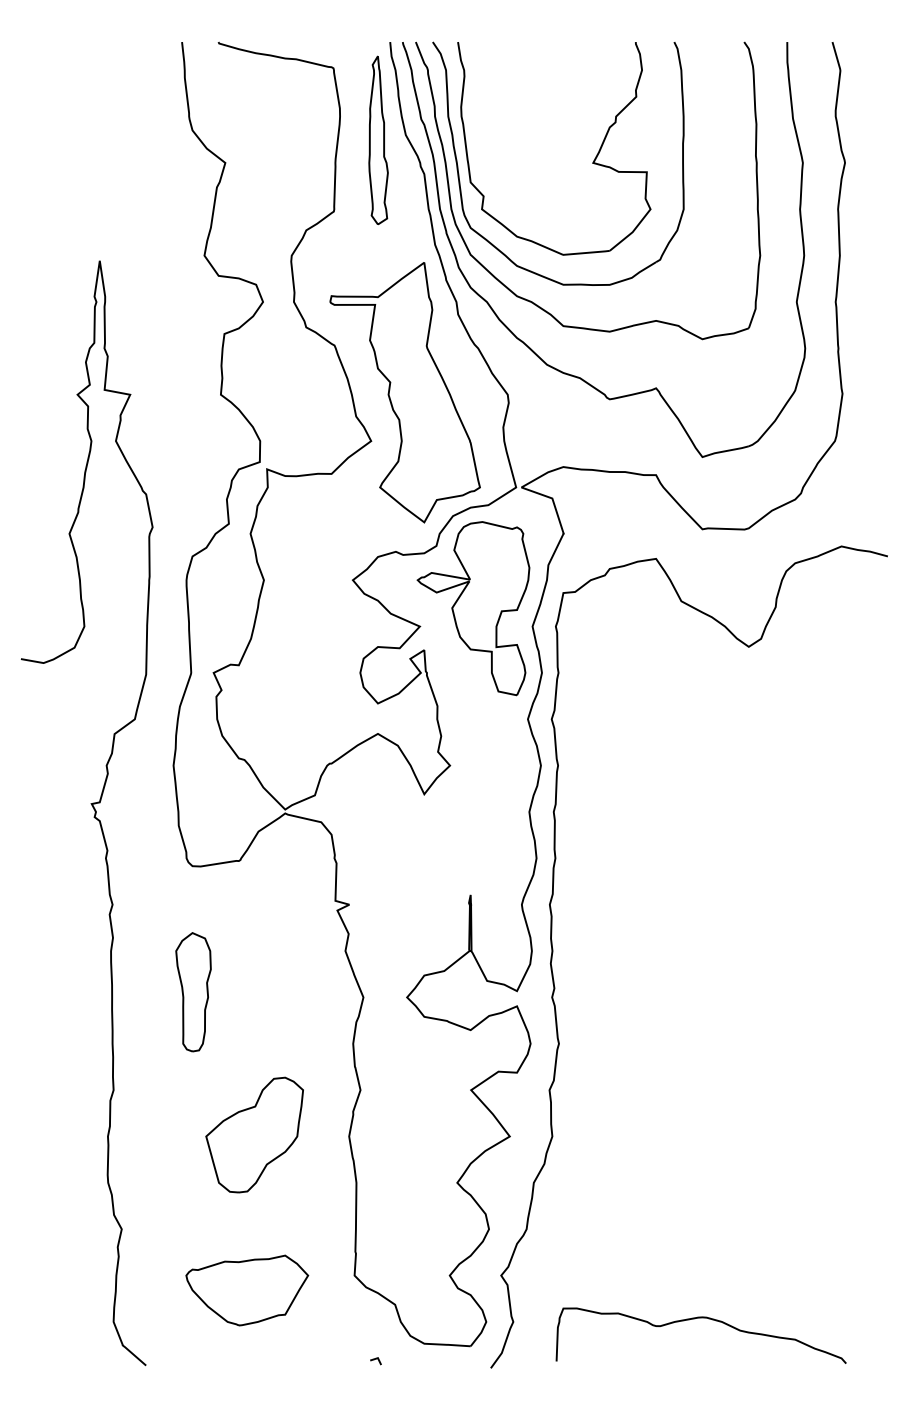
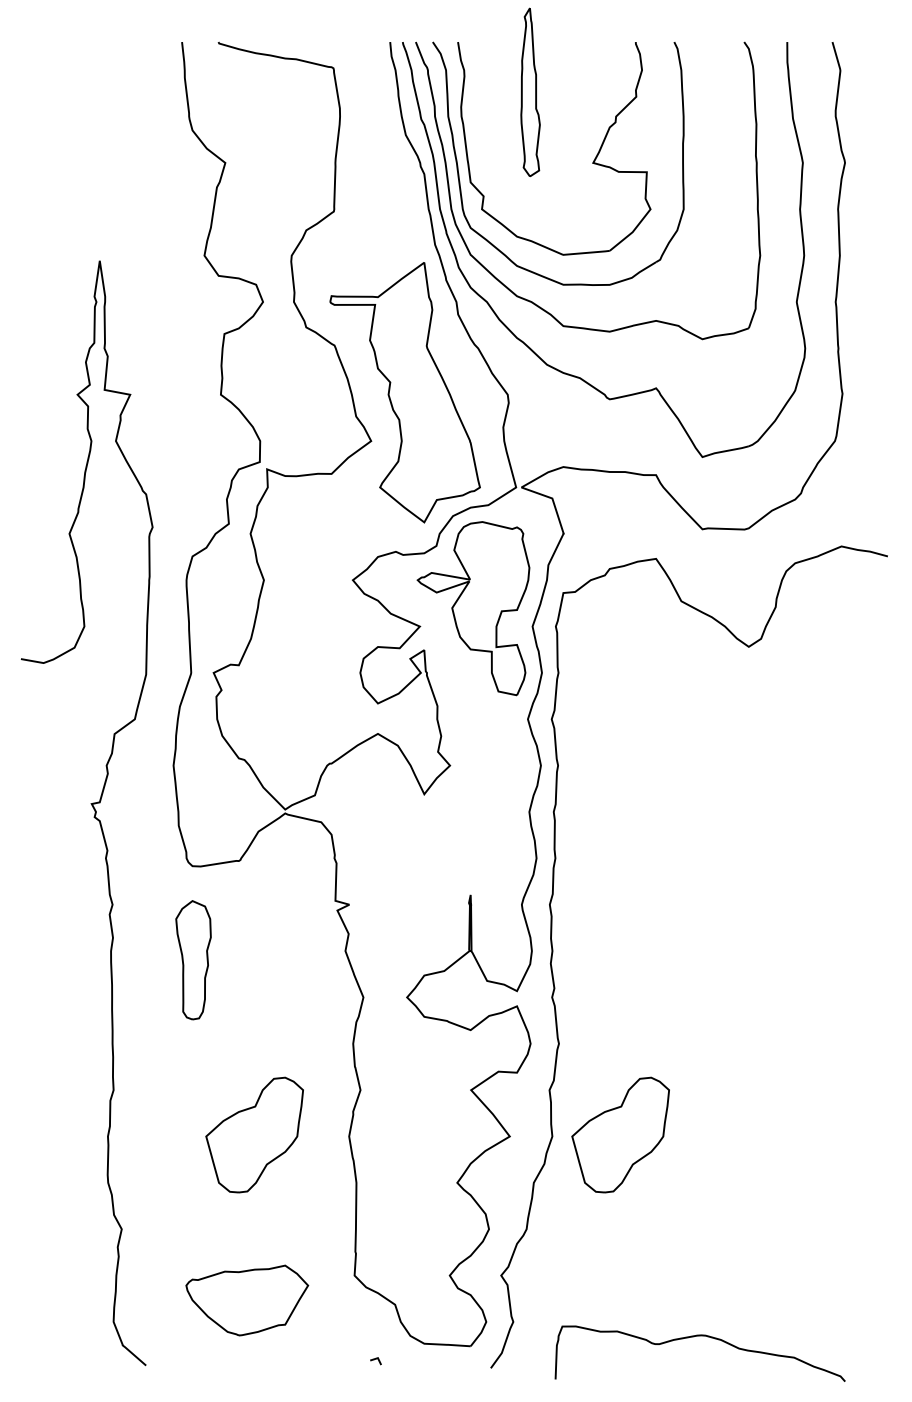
part position: (378, 140) -> (530, 92) (530, 92)
part position: (193, 992) -> (193, 960) (193, 960)
part: none -> present (620, 1134)
part position: (247, 1290) -> (247, 1300) (247, 1300)
curve position: (700, 1318) -> (699, 1336) (699, 1336)
